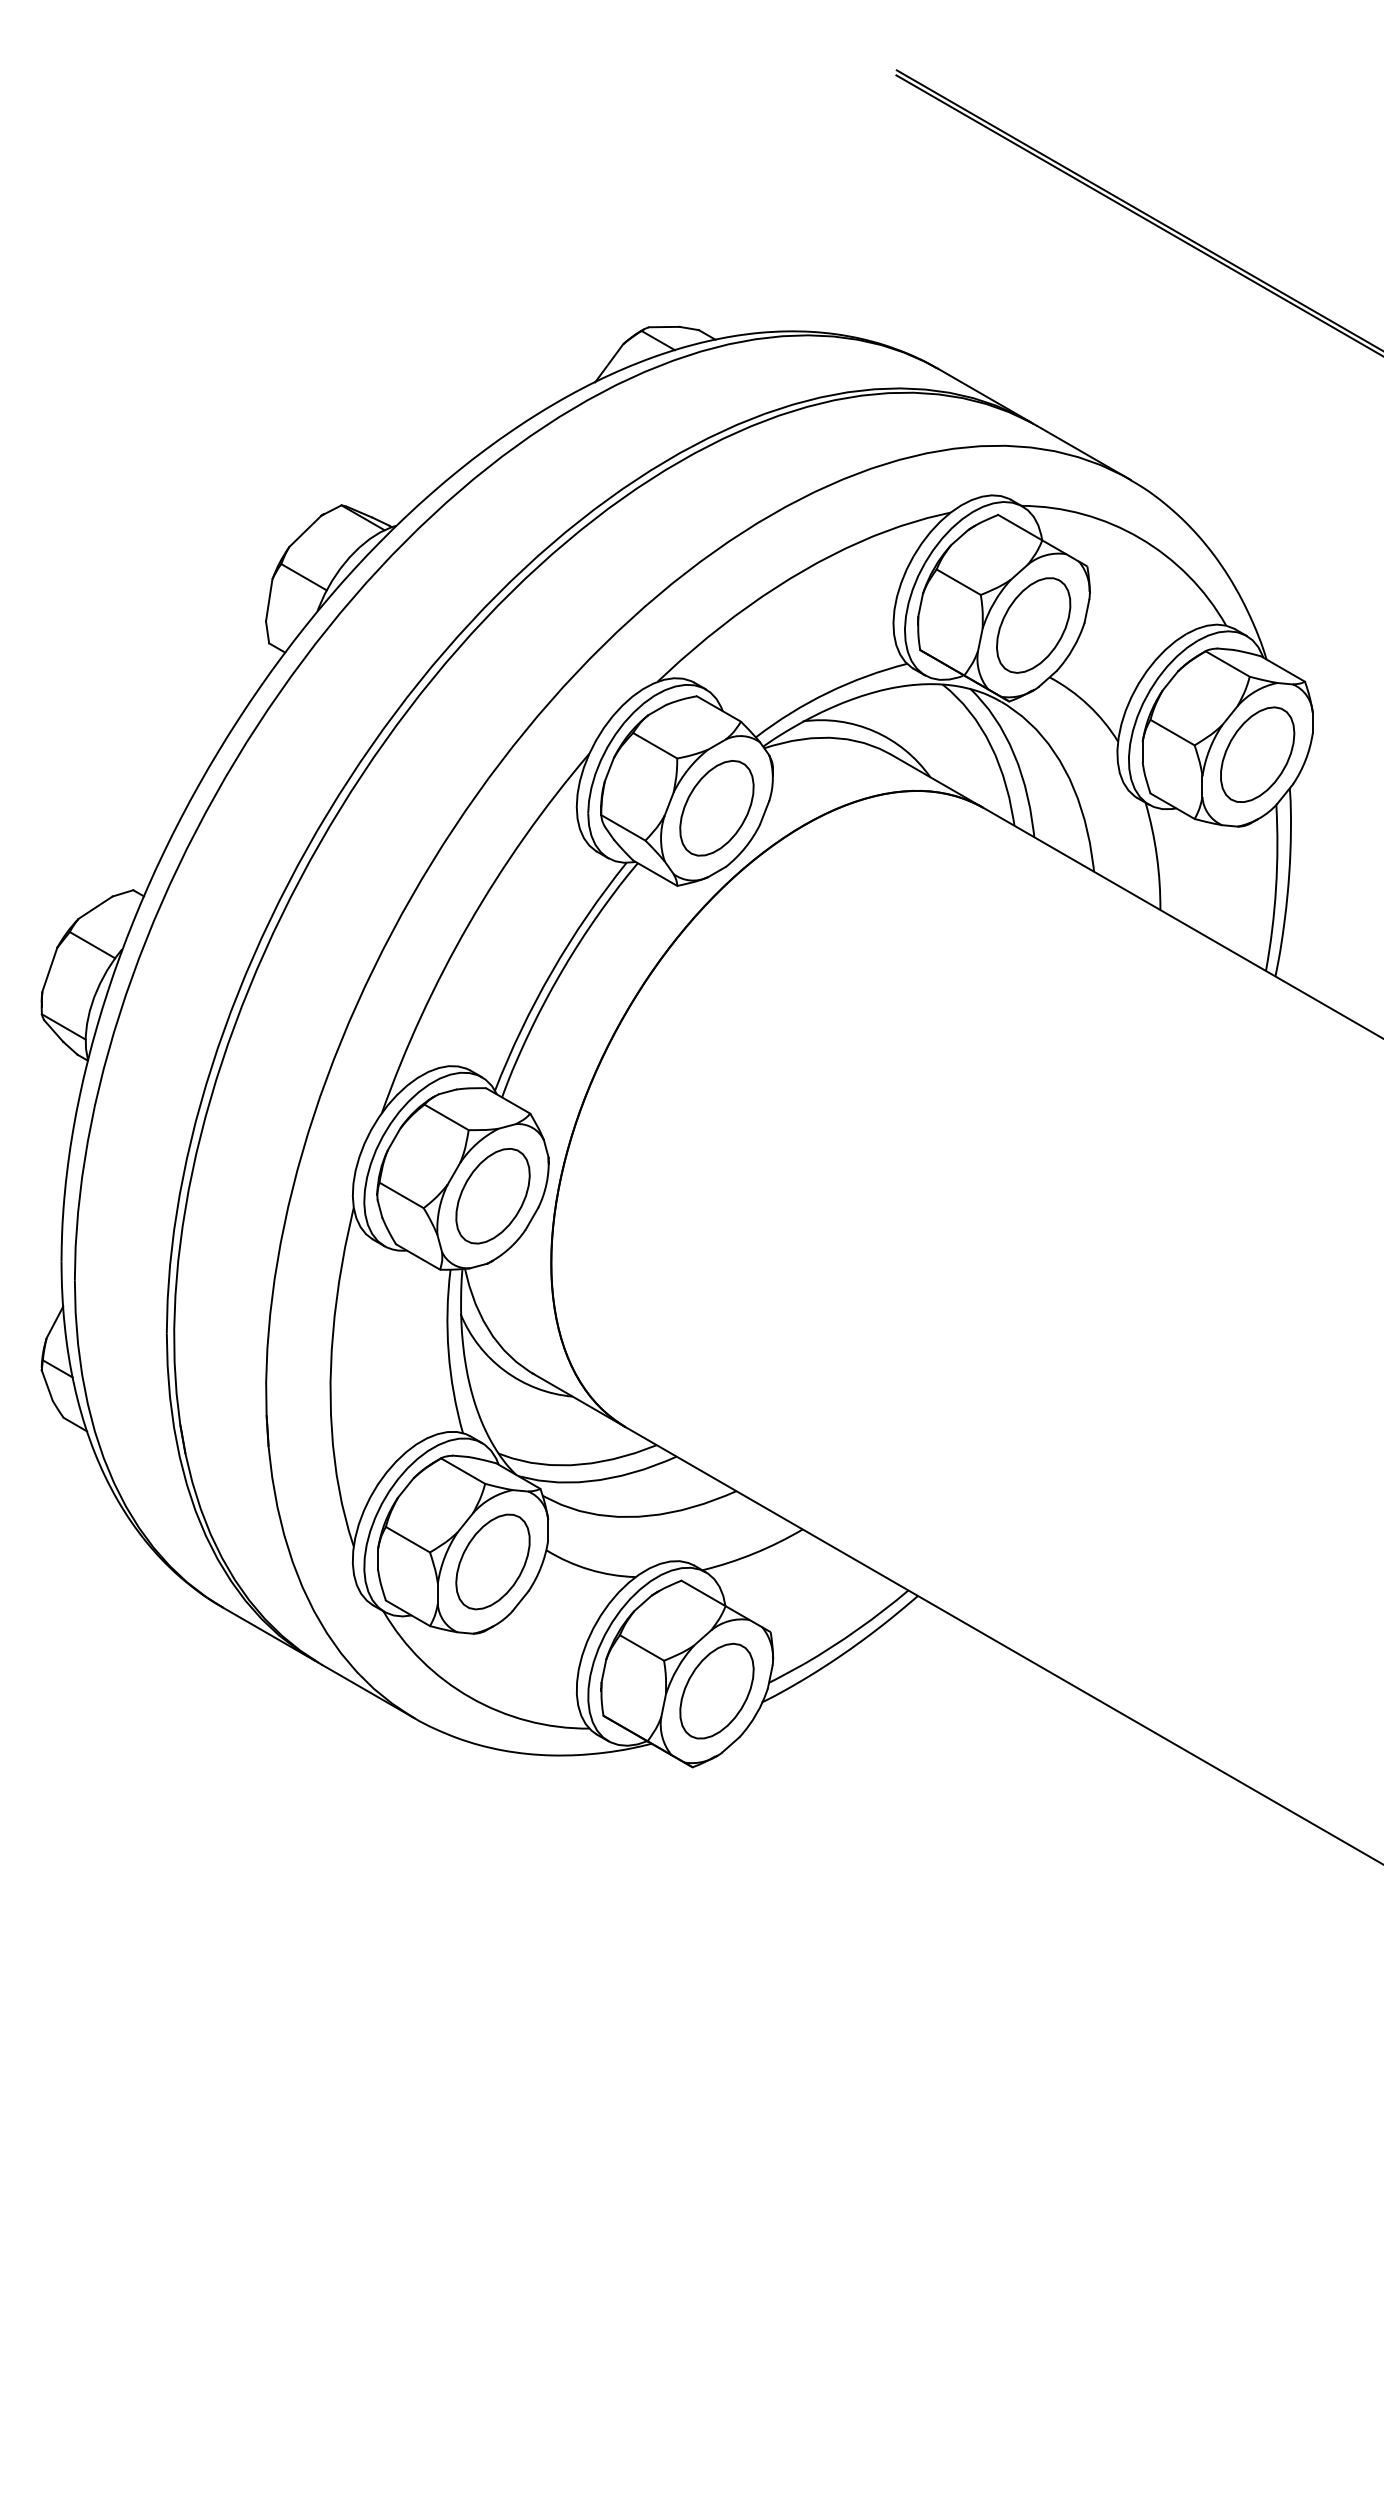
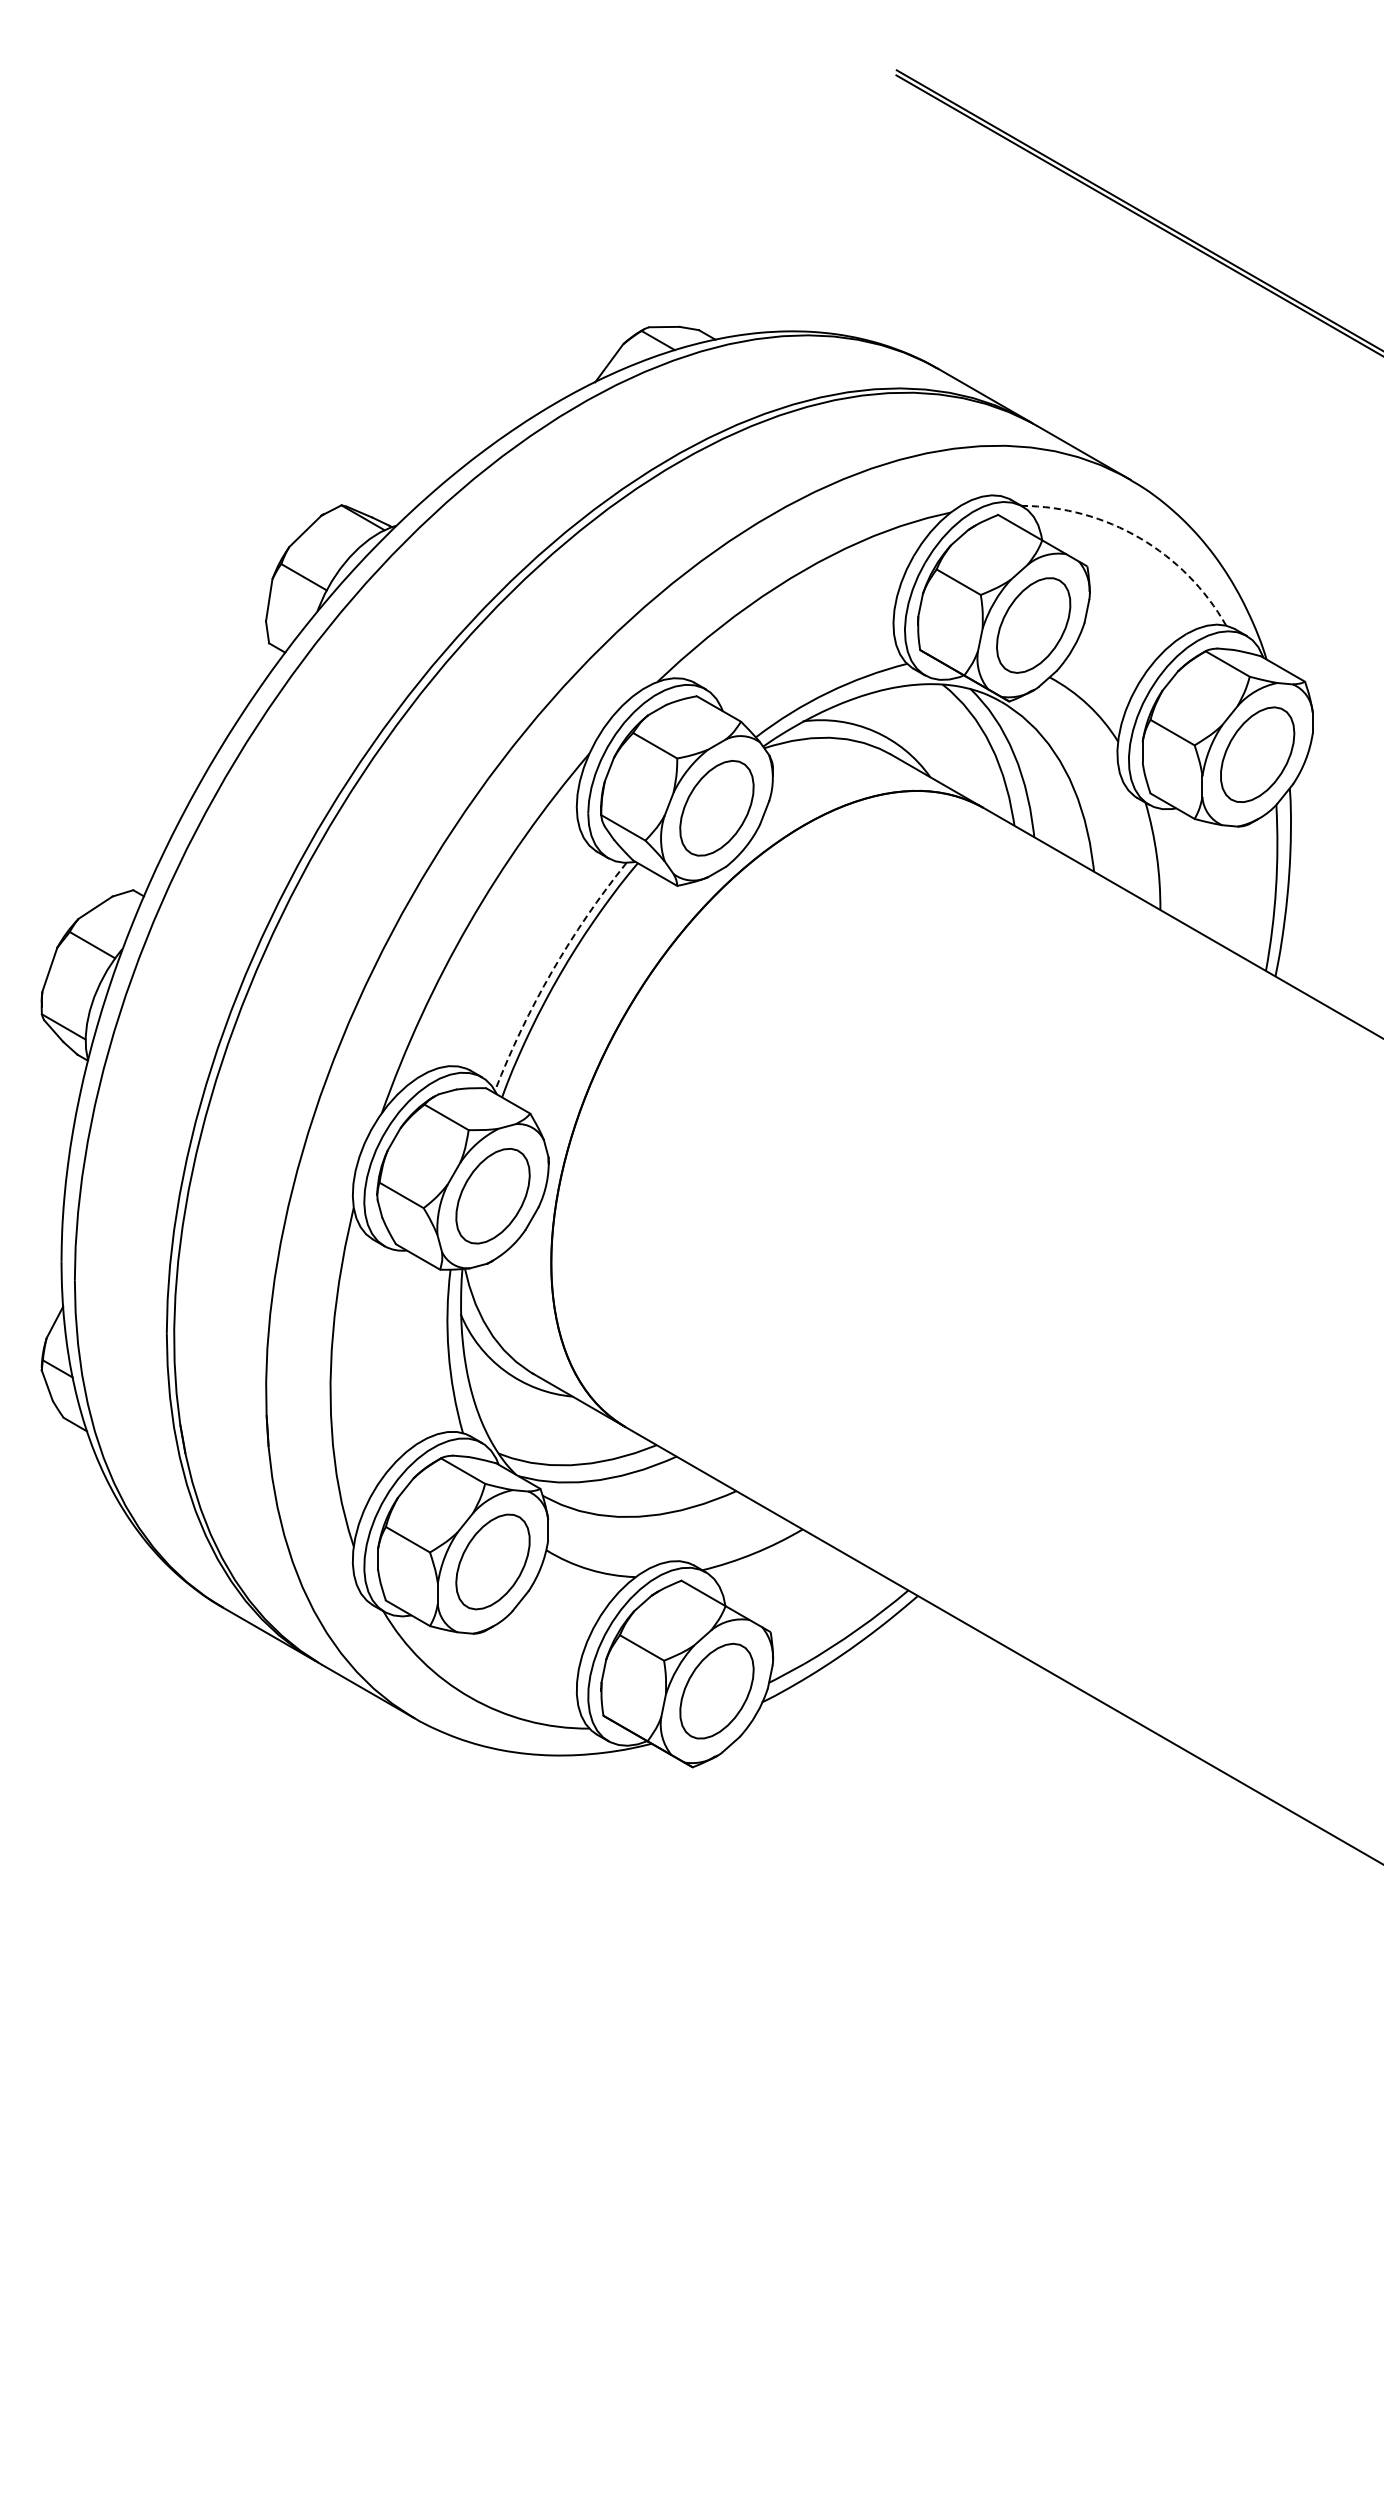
arc: solid -> dashed (1140, 538)
arc: solid -> dashed (552, 971)
